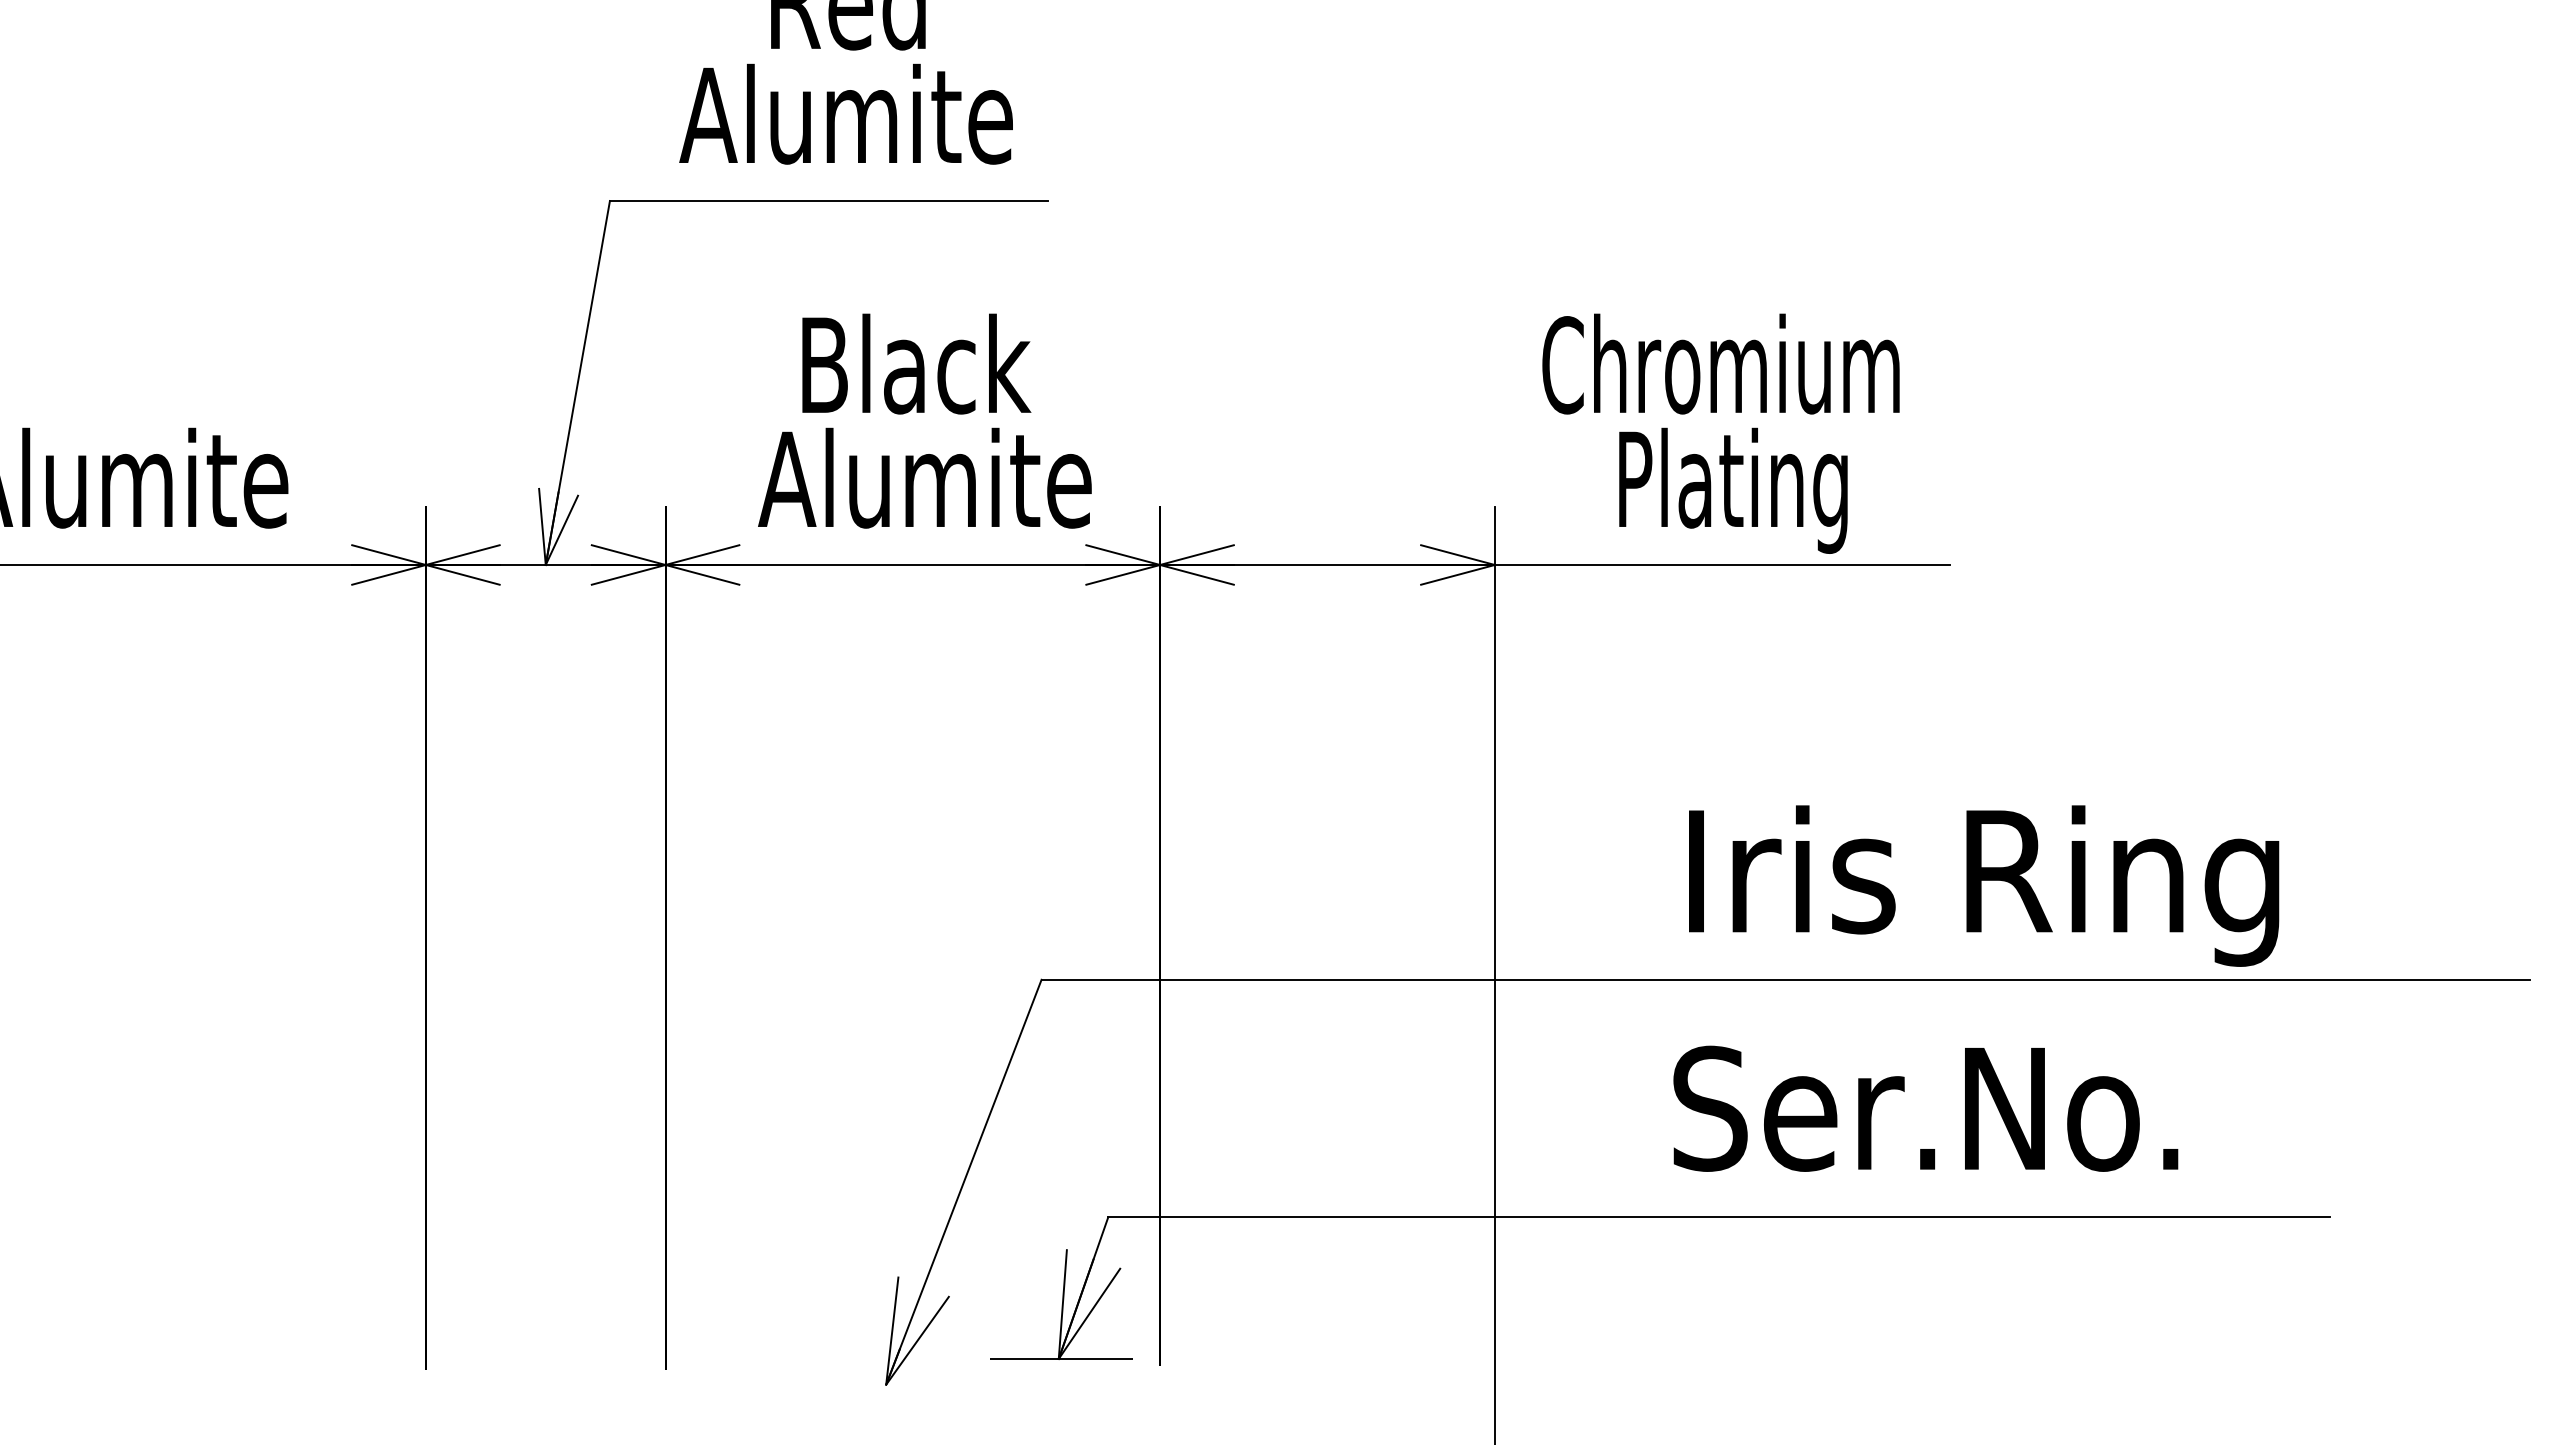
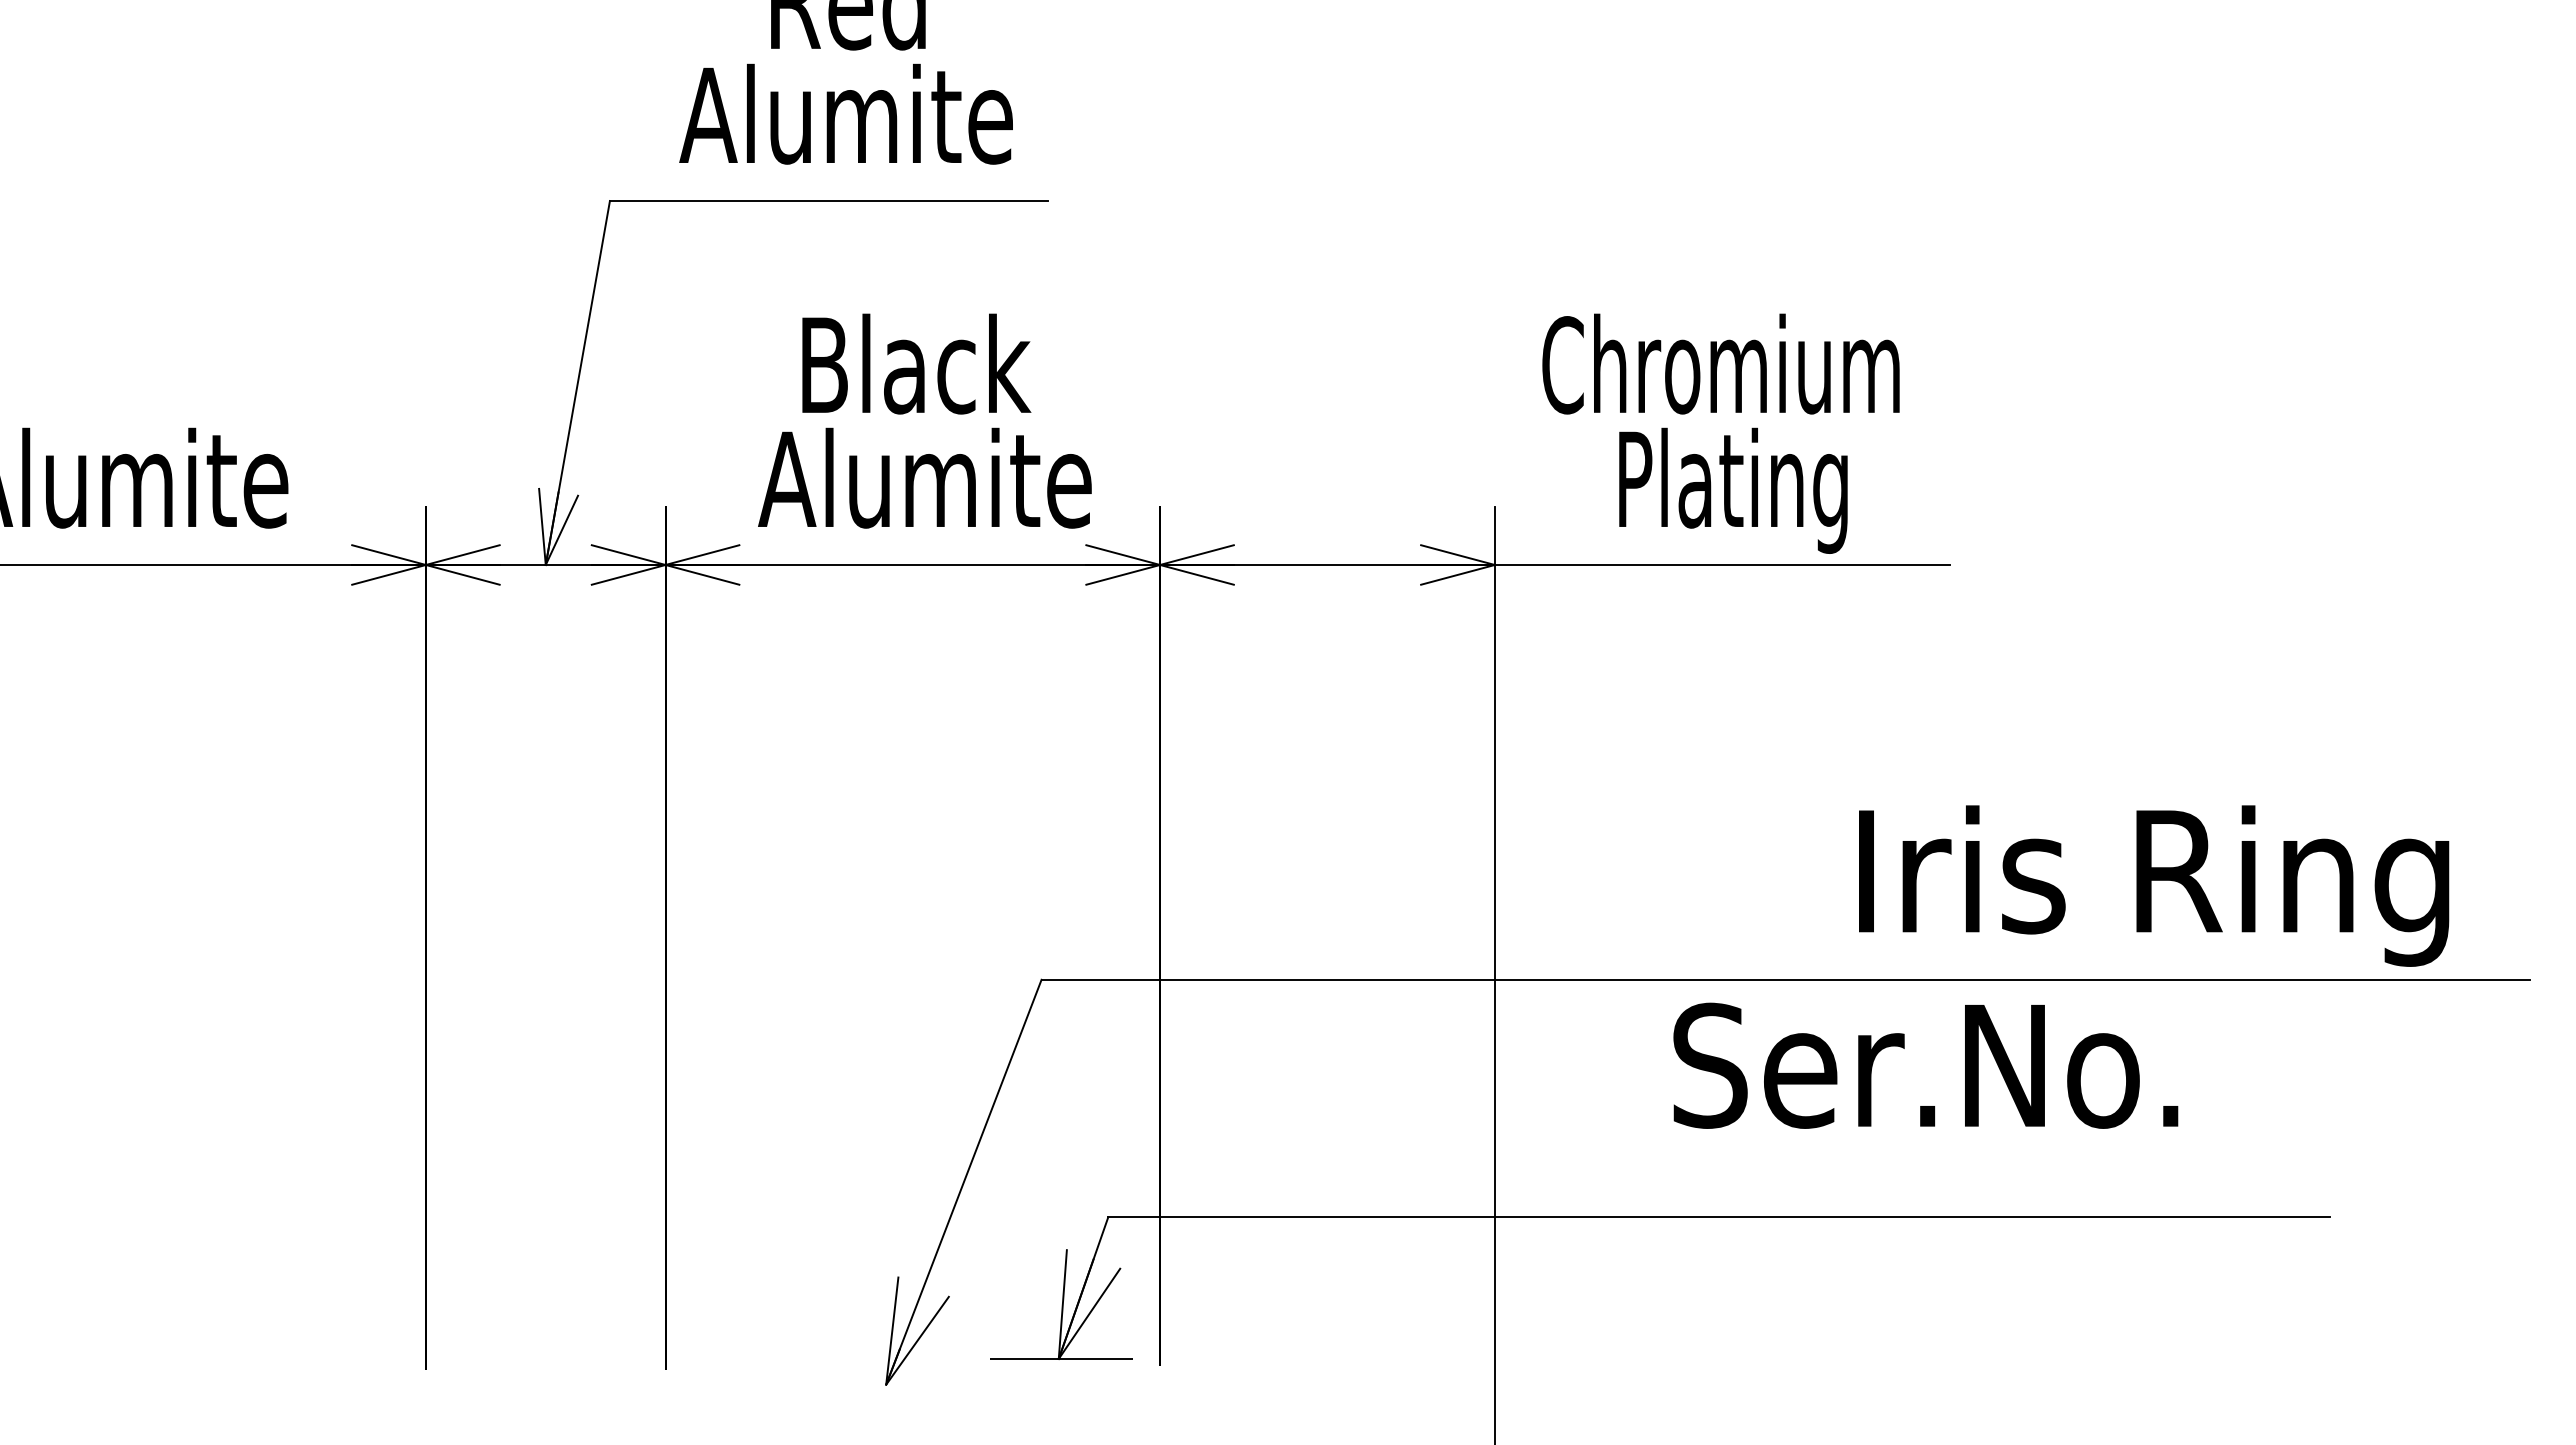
text position: (1984, 885) -> (2154, 885) (2154, 885)
text position: (1925, 1108) -> (1925, 1065) (1925, 1065)
